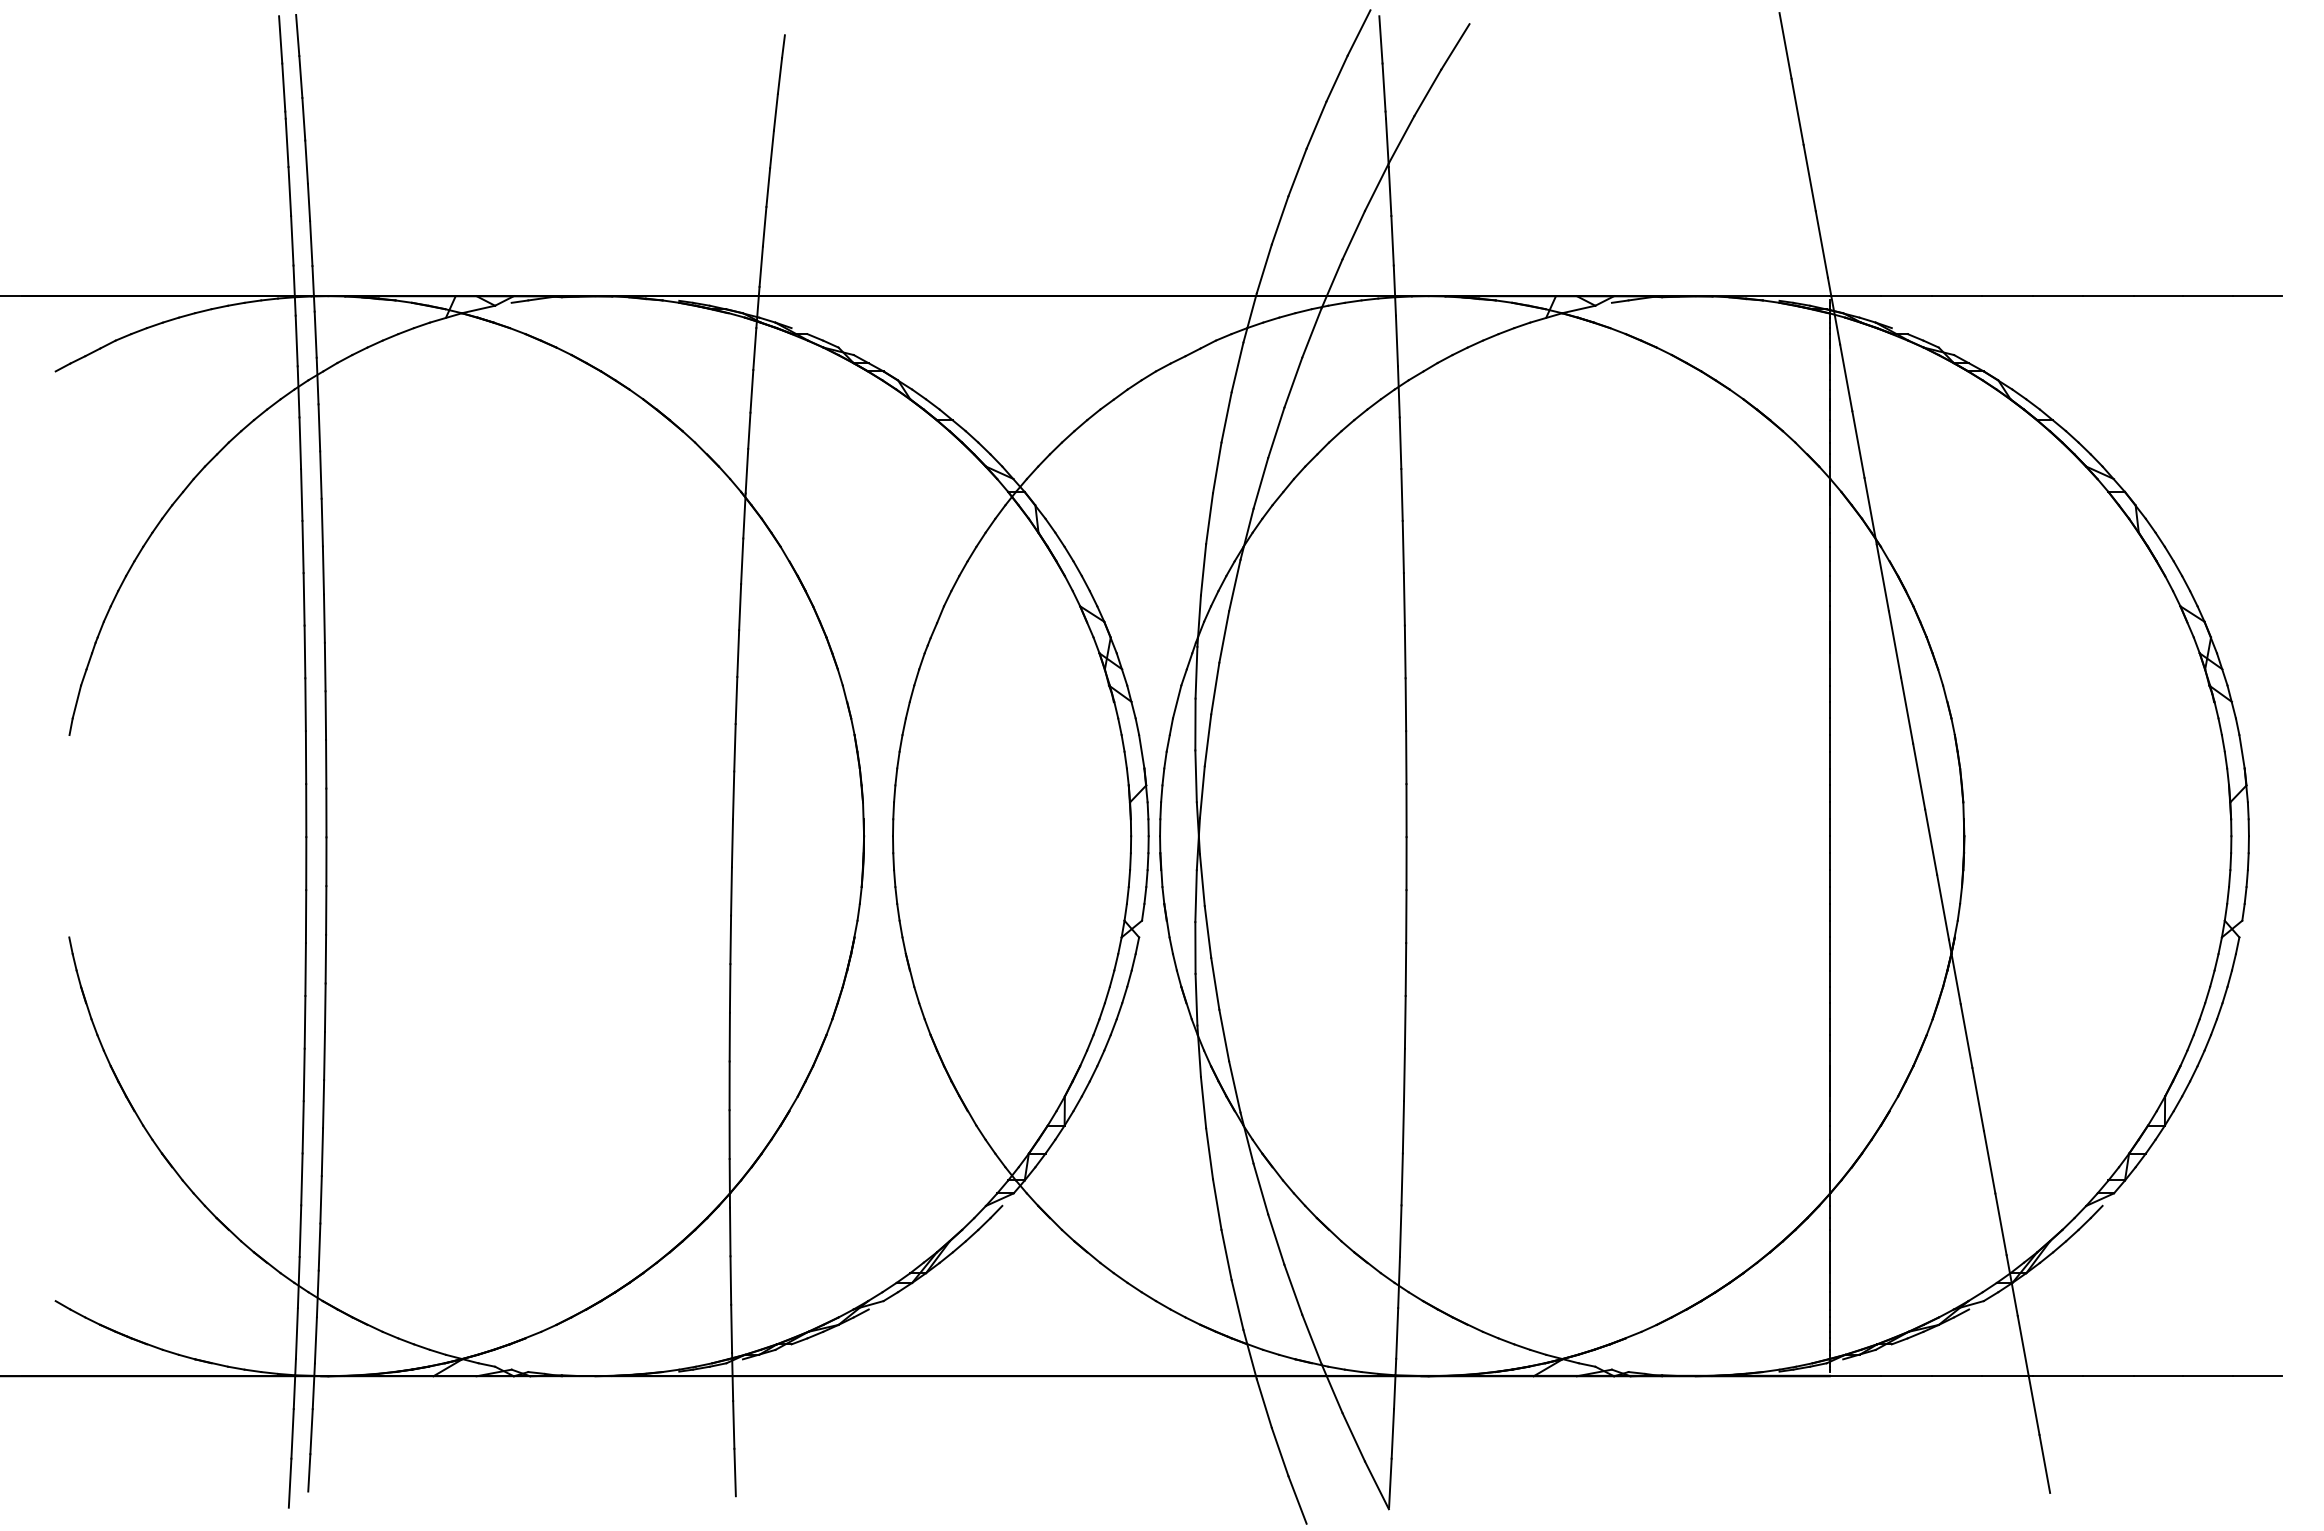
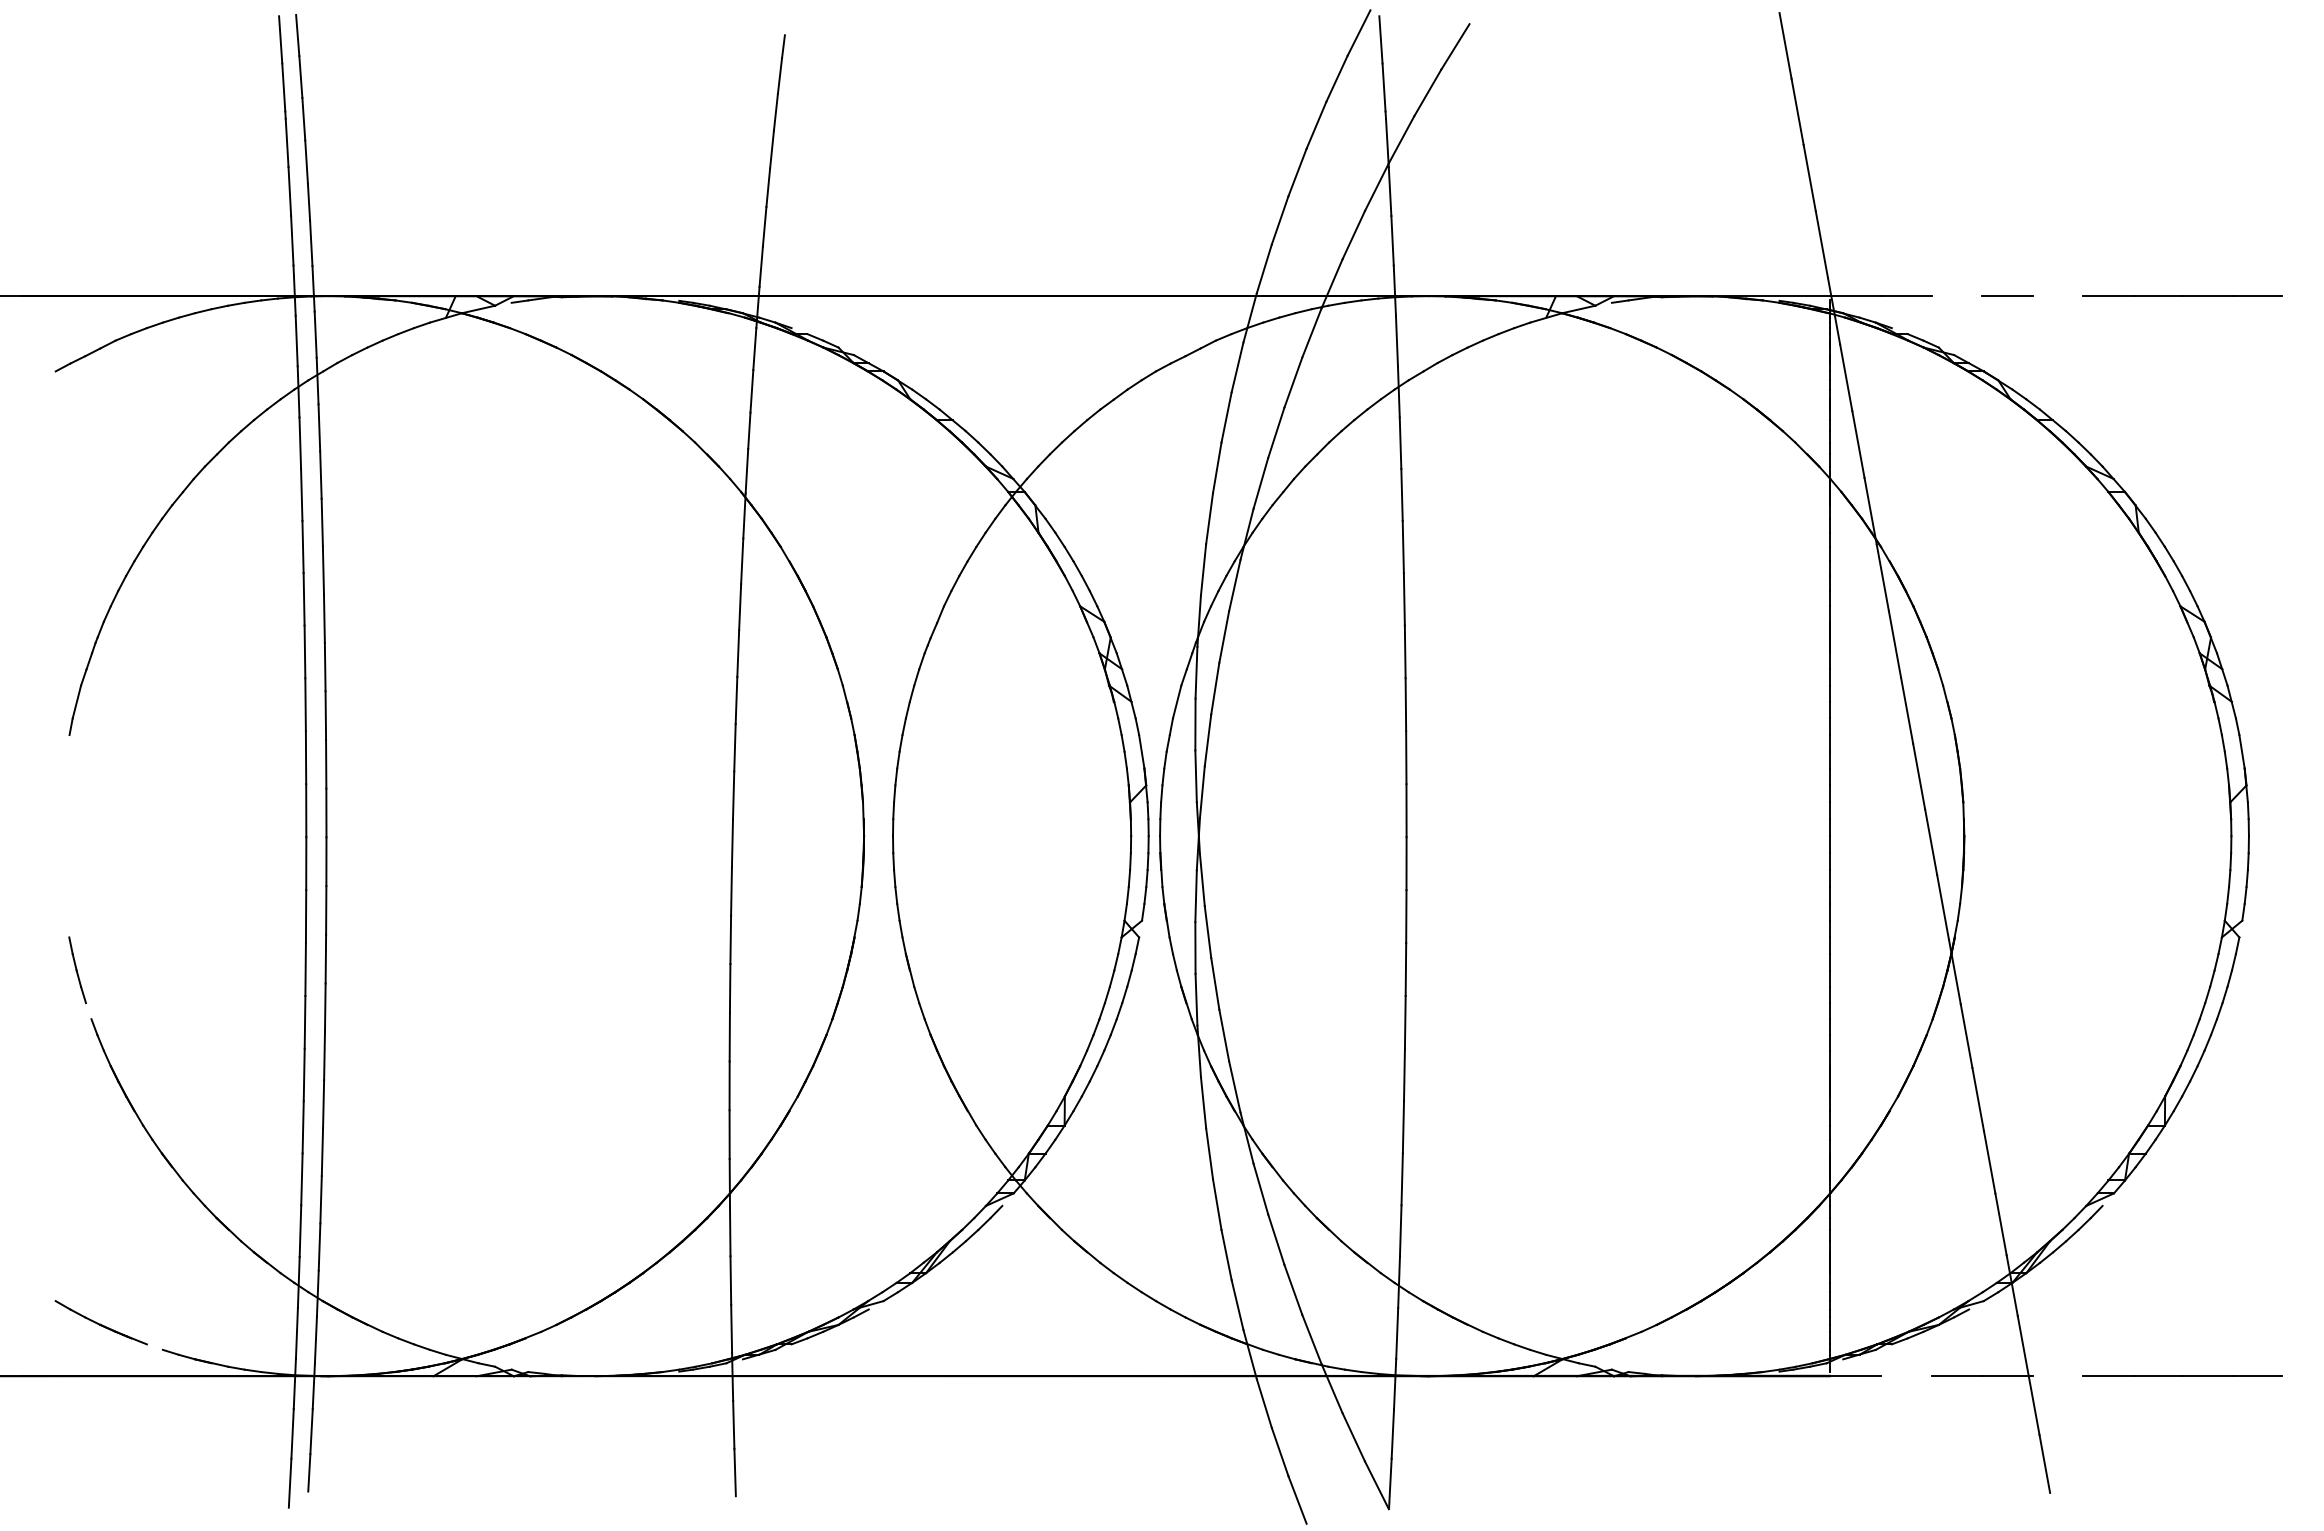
line: present -> none (1956, 296)
line: present -> none (2057, 296)
line: present -> none (86, 1002)
line: present -> none (146, 1343)
line: present -> none (1905, 1376)
line: present -> none (2057, 1376)
